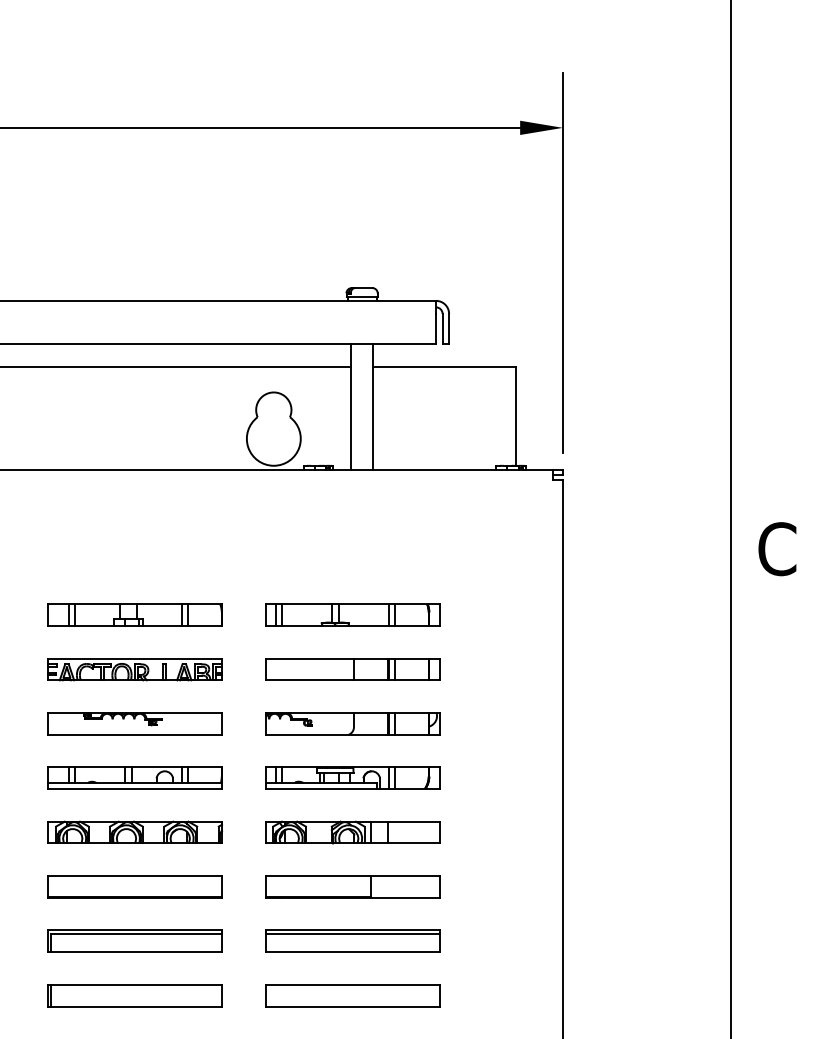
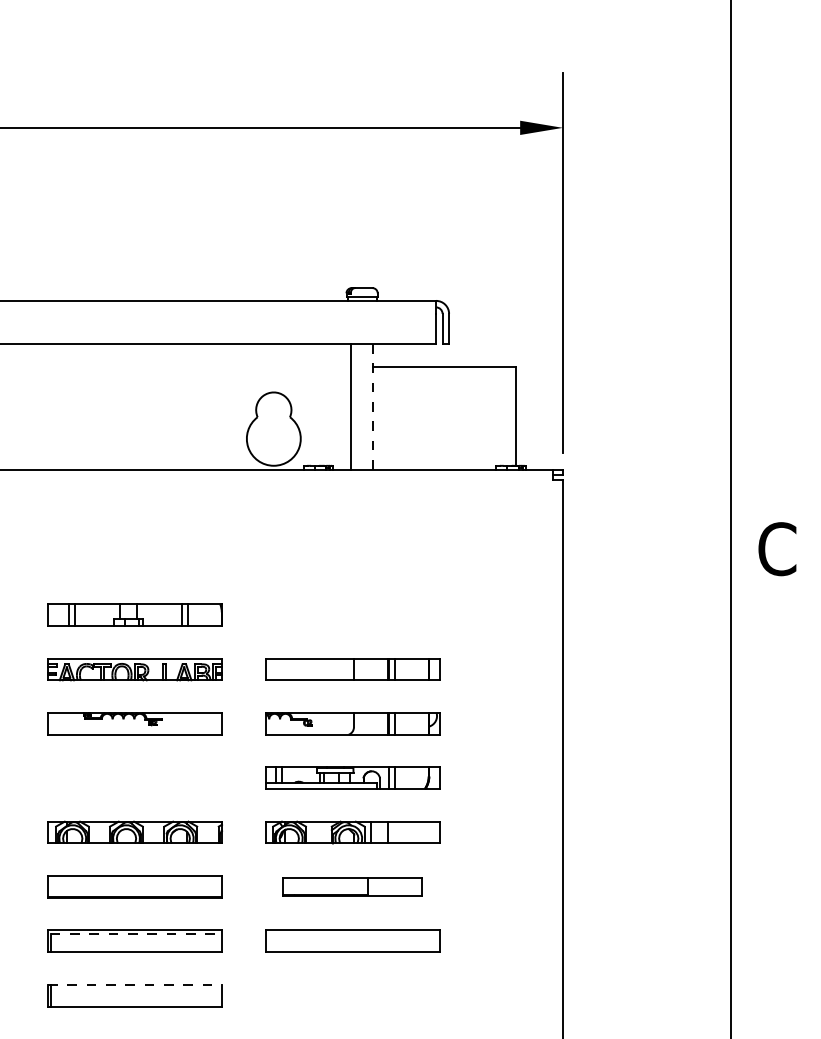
line: present -> none (176, 366)
line: solid -> dashed (372, 407)
part: present -> none (352, 614)
part: present -> none (134, 777)
part size: 176x24 px -> 141x20 px (352, 886)
line: solid -> dashed (136, 934)
line: present -> none (352, 934)
line: solid -> dashed (135, 984)
part: present -> none (352, 995)
